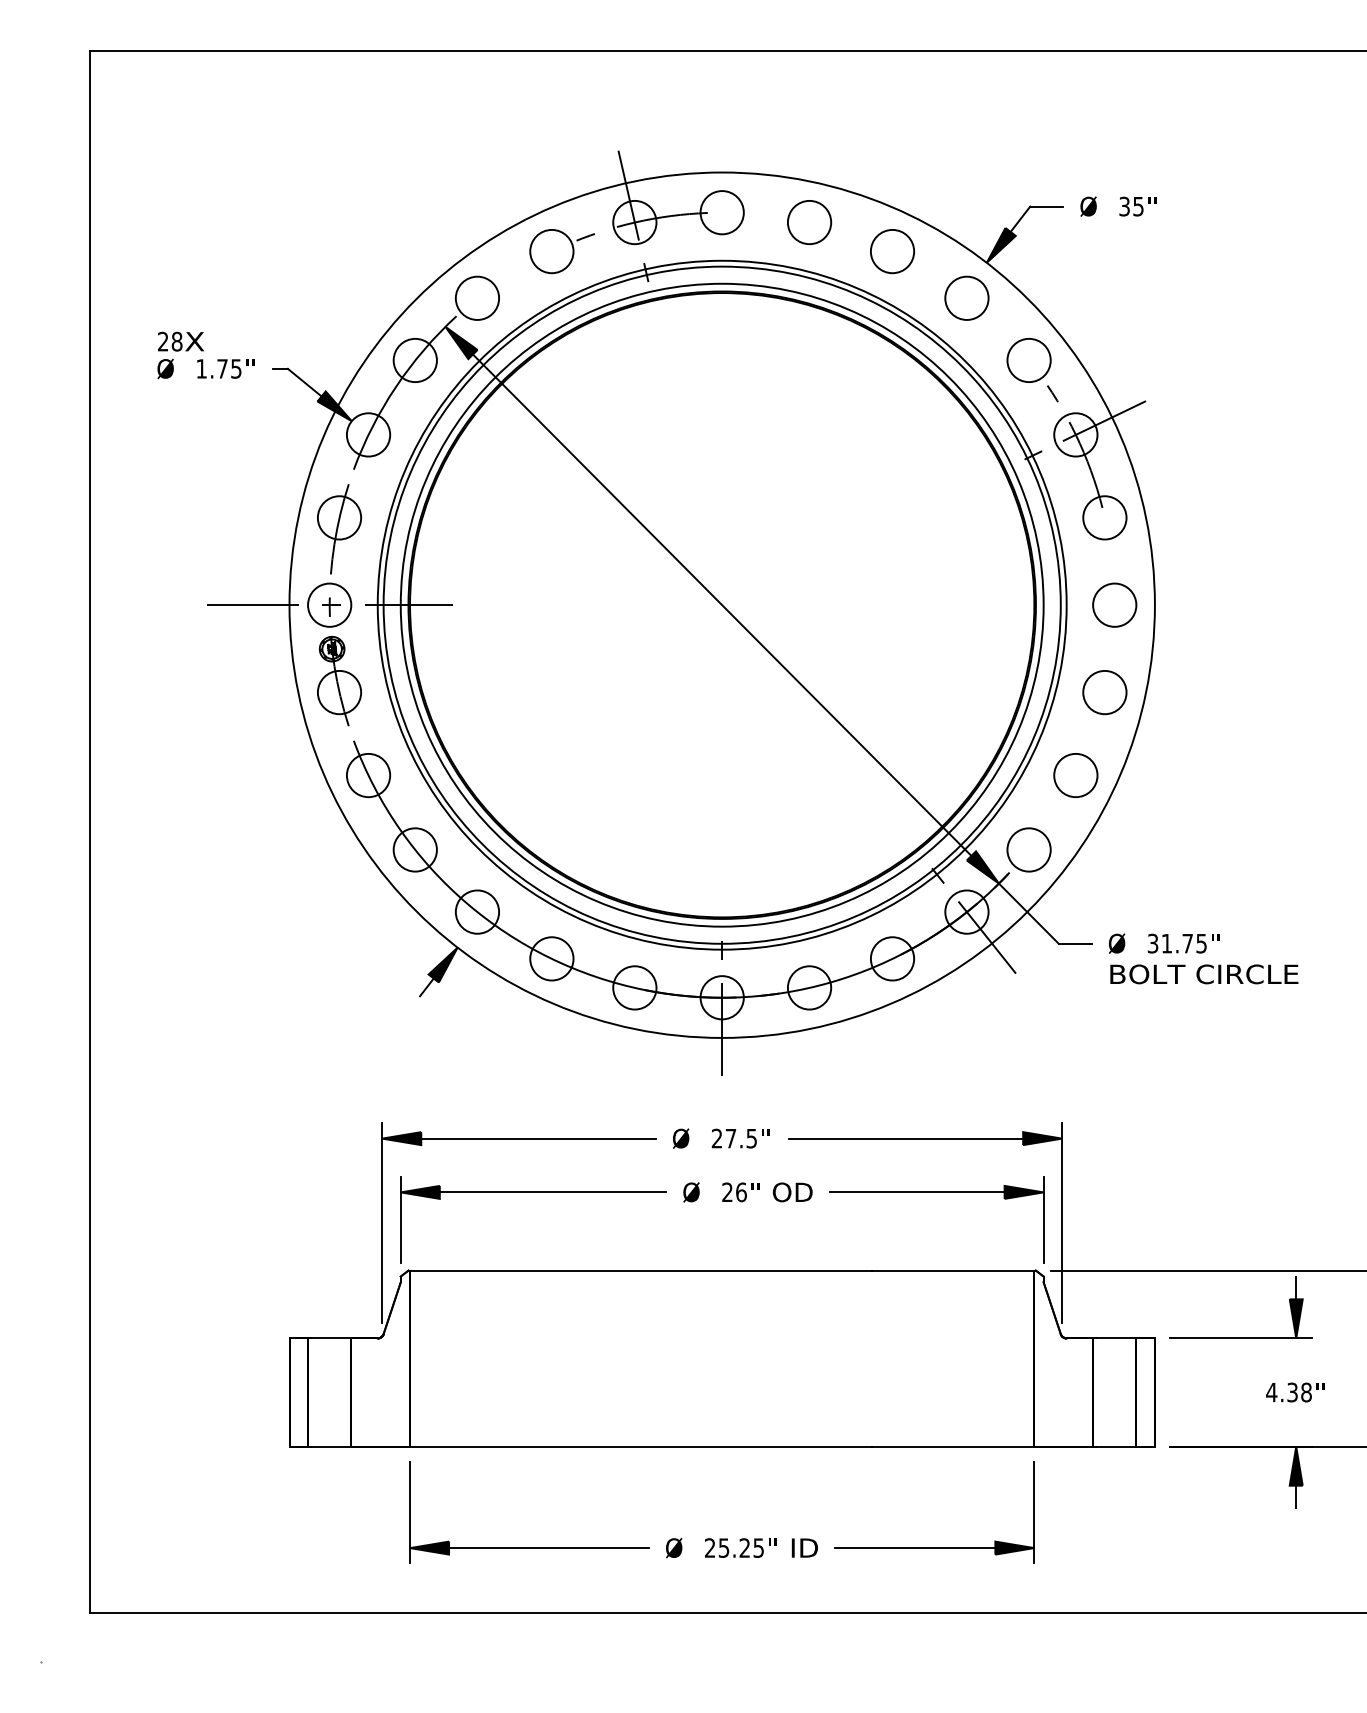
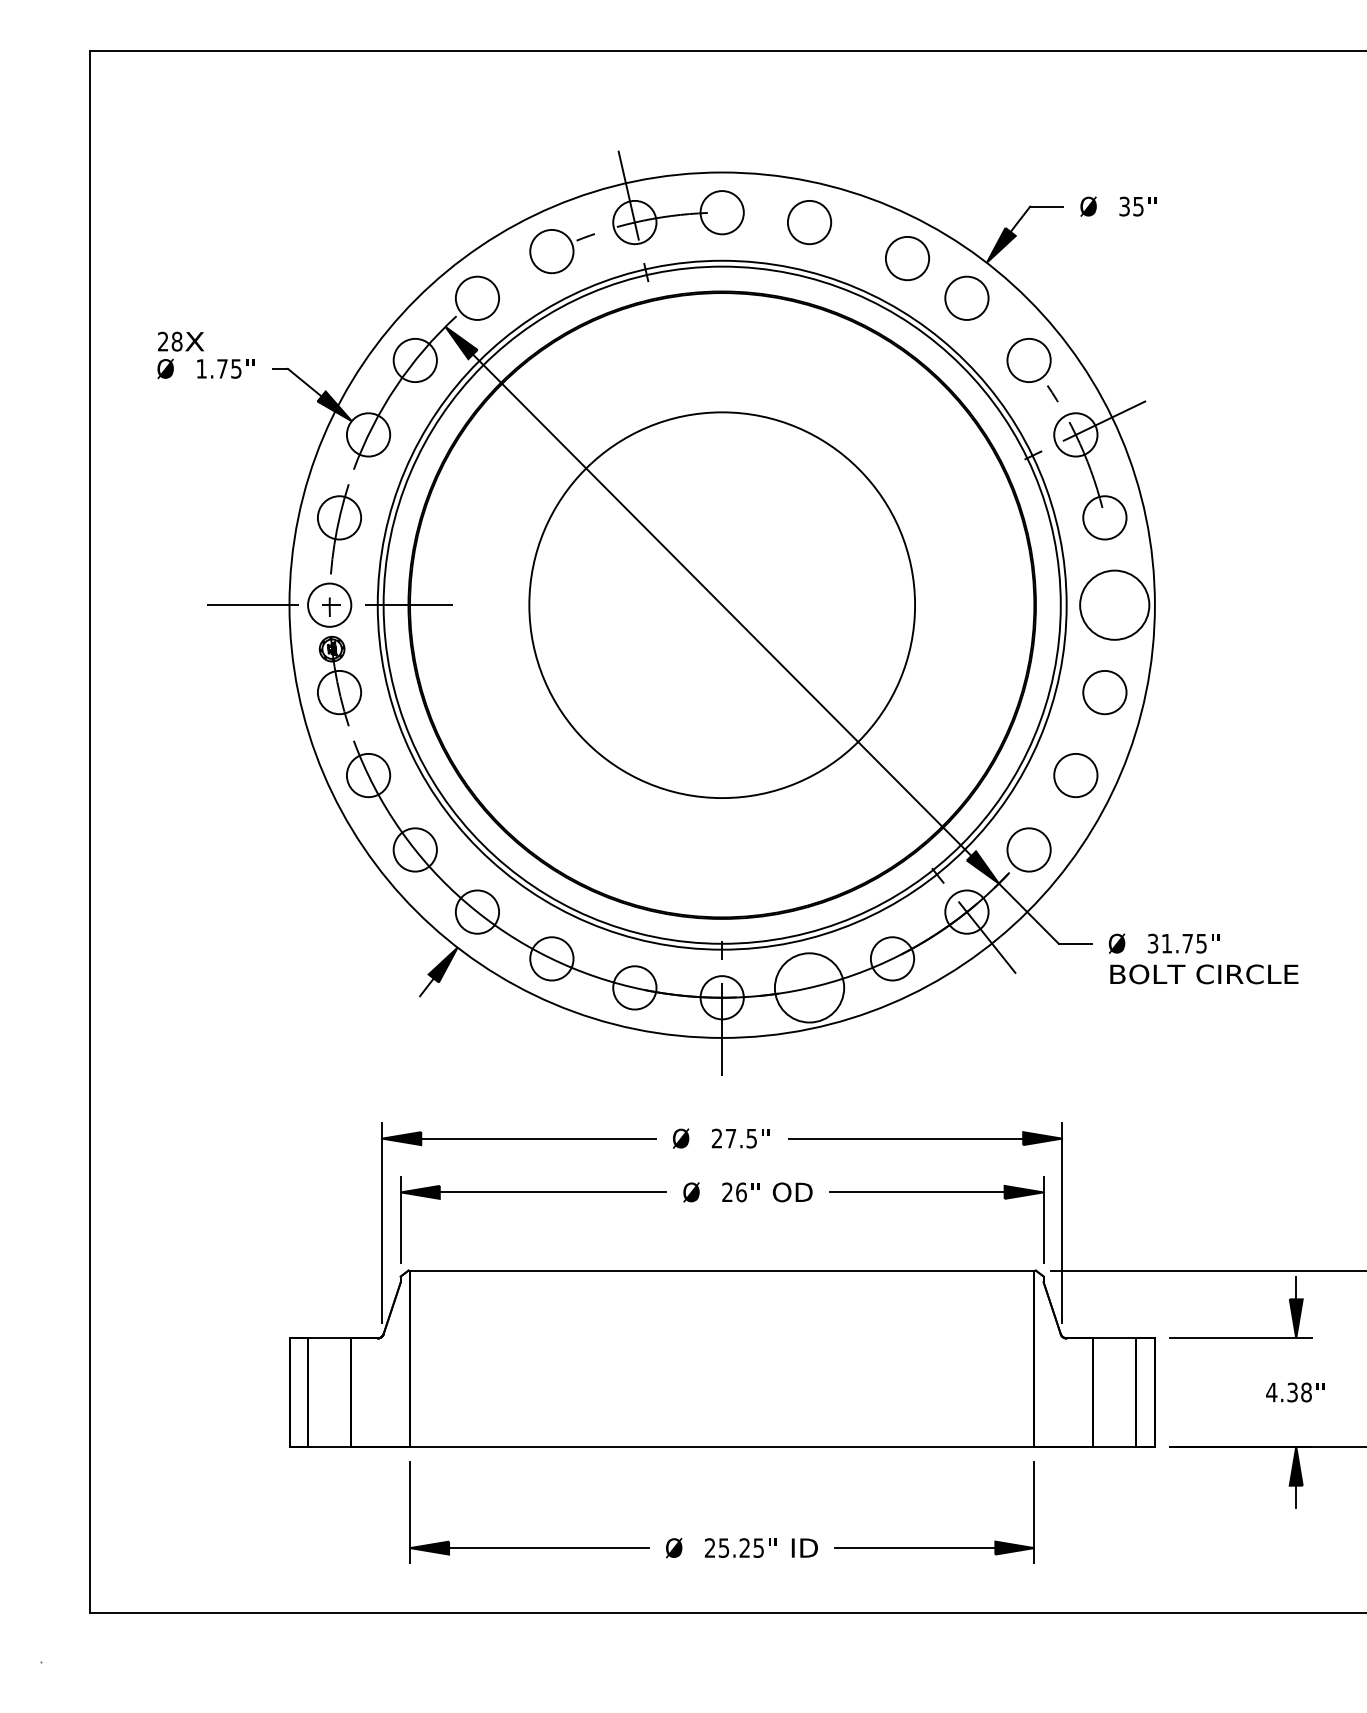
circle position: (892, 251) -> (907, 258) (907, 258)
circle diameter: 643 px -> 386 px (722, 605)
circle diameter: 43 px -> 69 px (1114, 604)
circle diameter: 43 px -> 69 px (809, 987)
